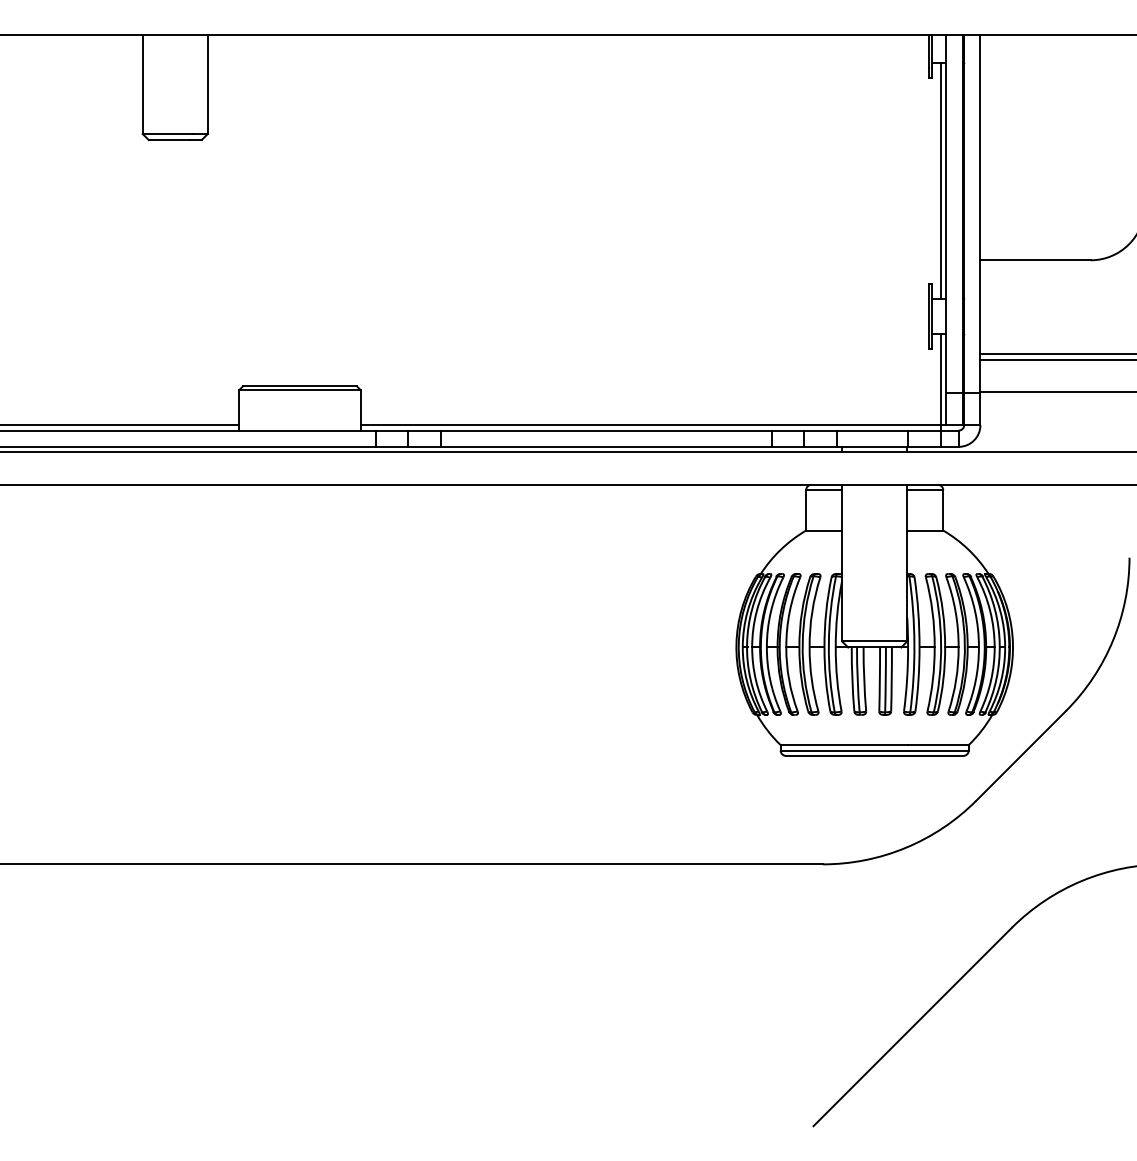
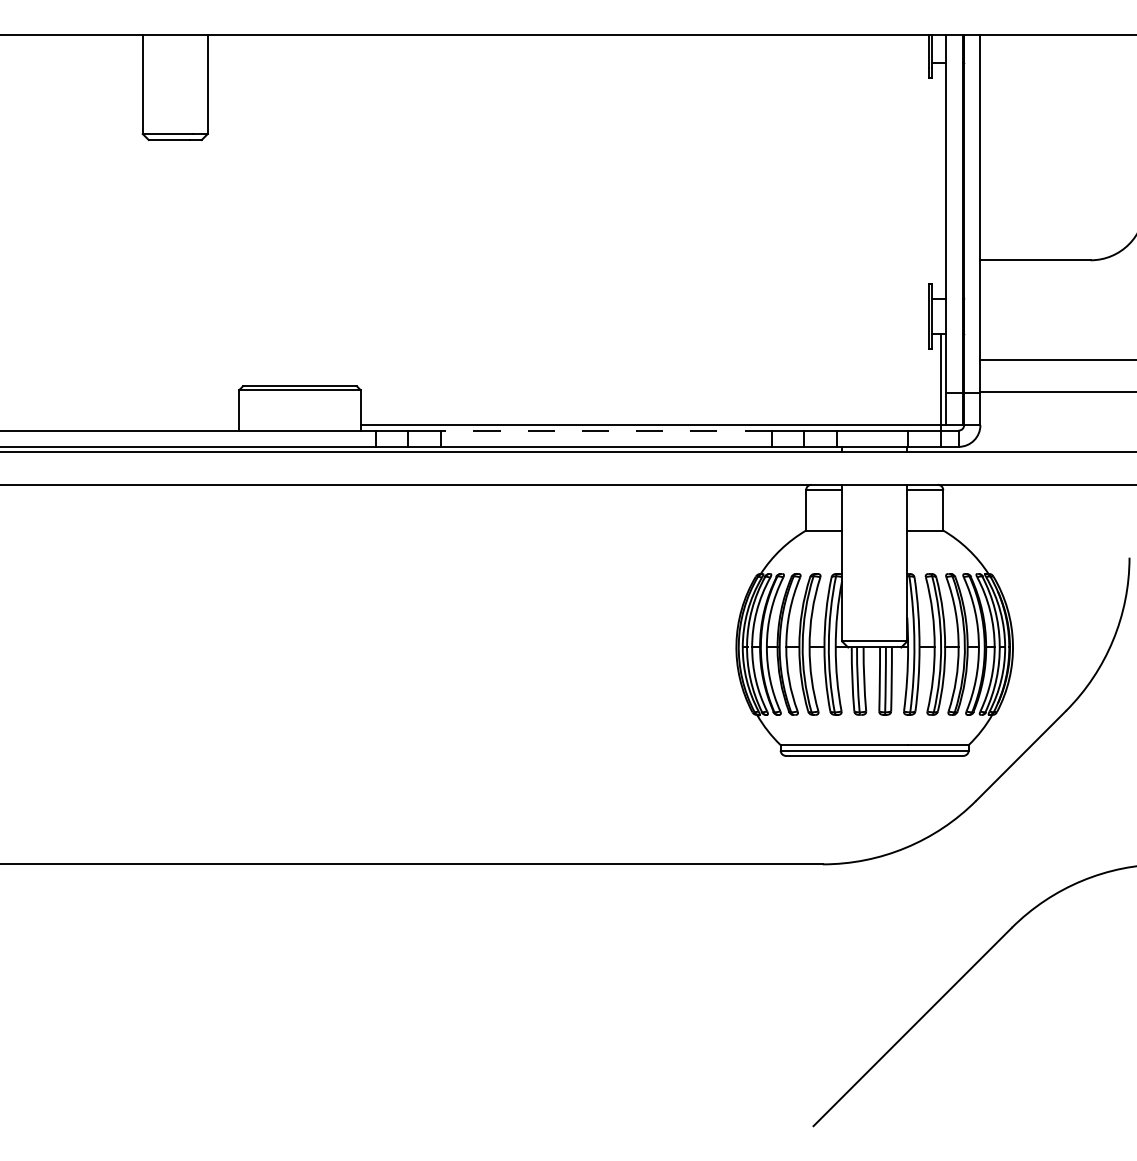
line: present -> none (940, 181)
line: present -> none (1056, 354)
line: present -> none (120, 425)
line: solid -> dashed (605, 430)
